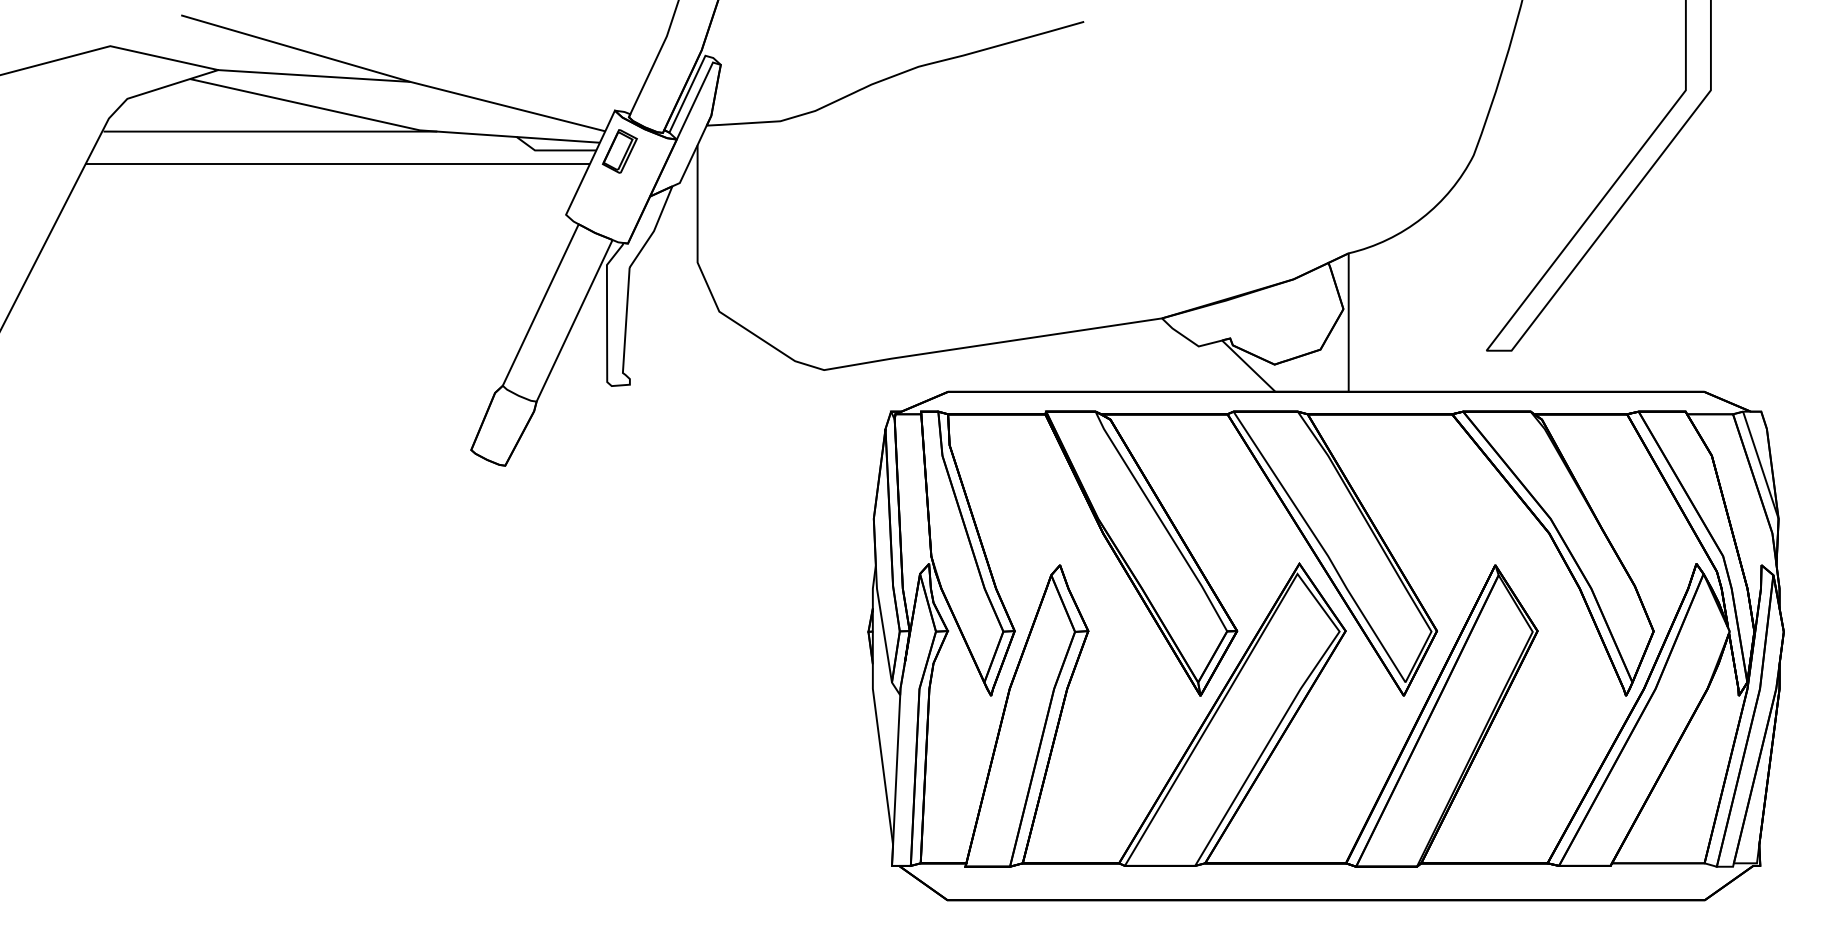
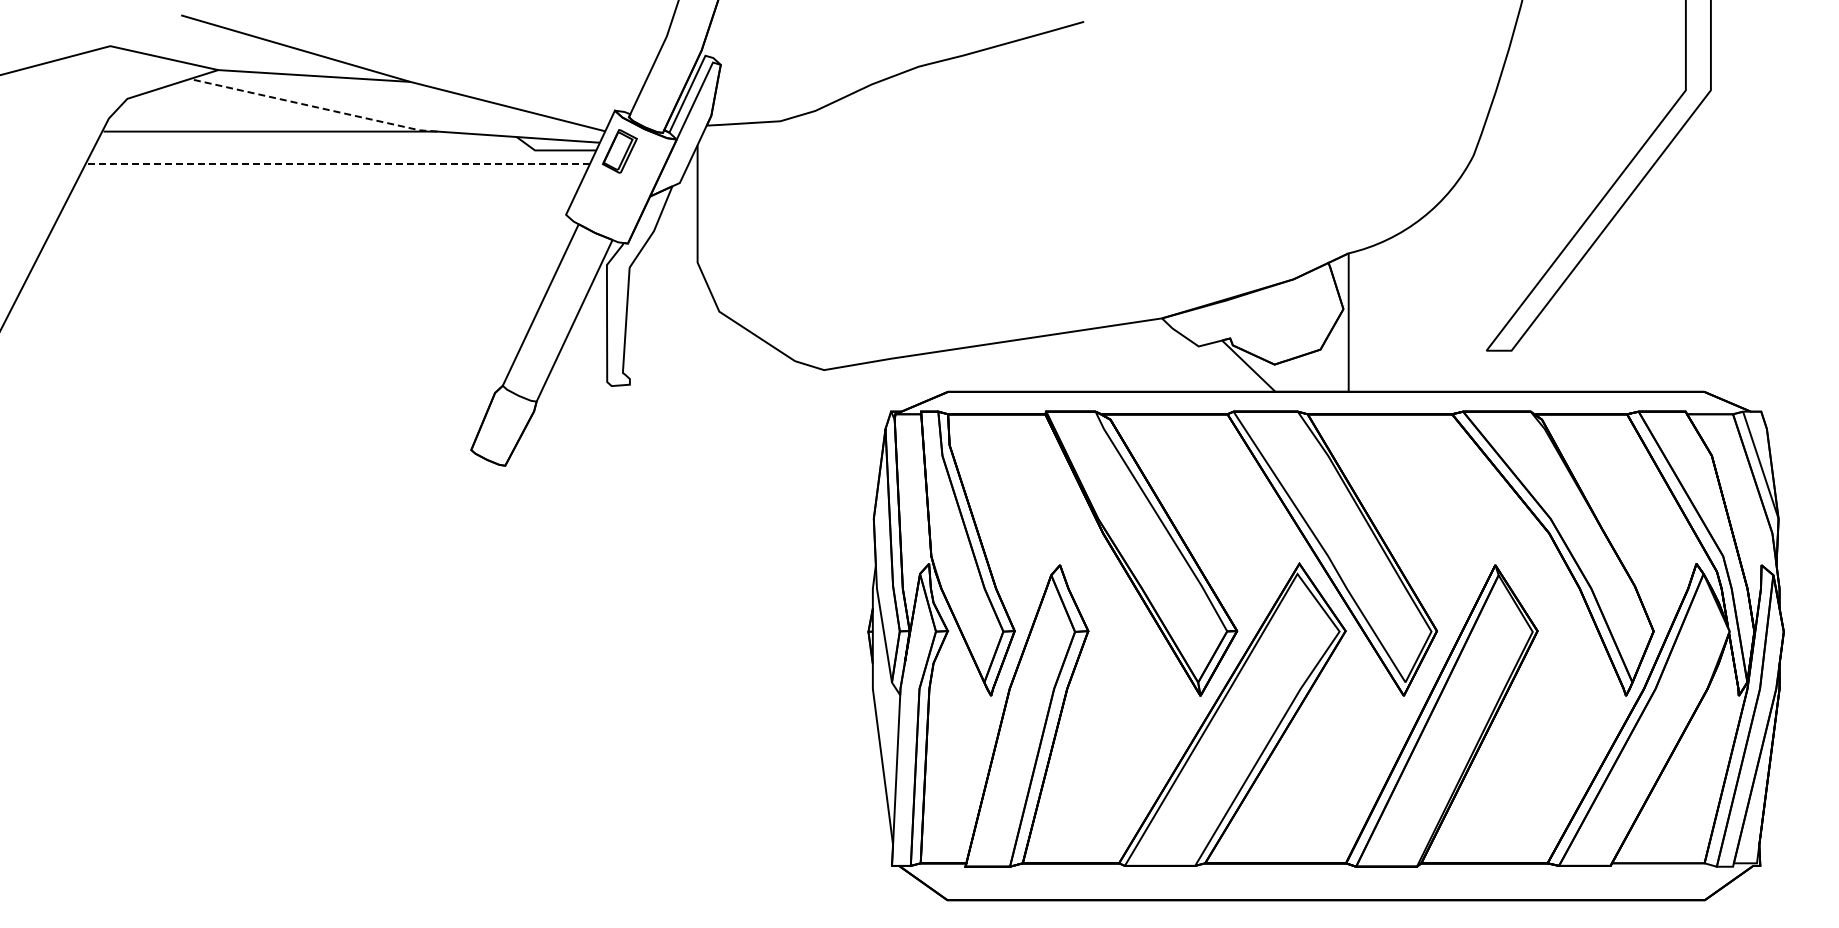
line: solid -> dashed (313, 106)
line: solid -> dashed (337, 163)
